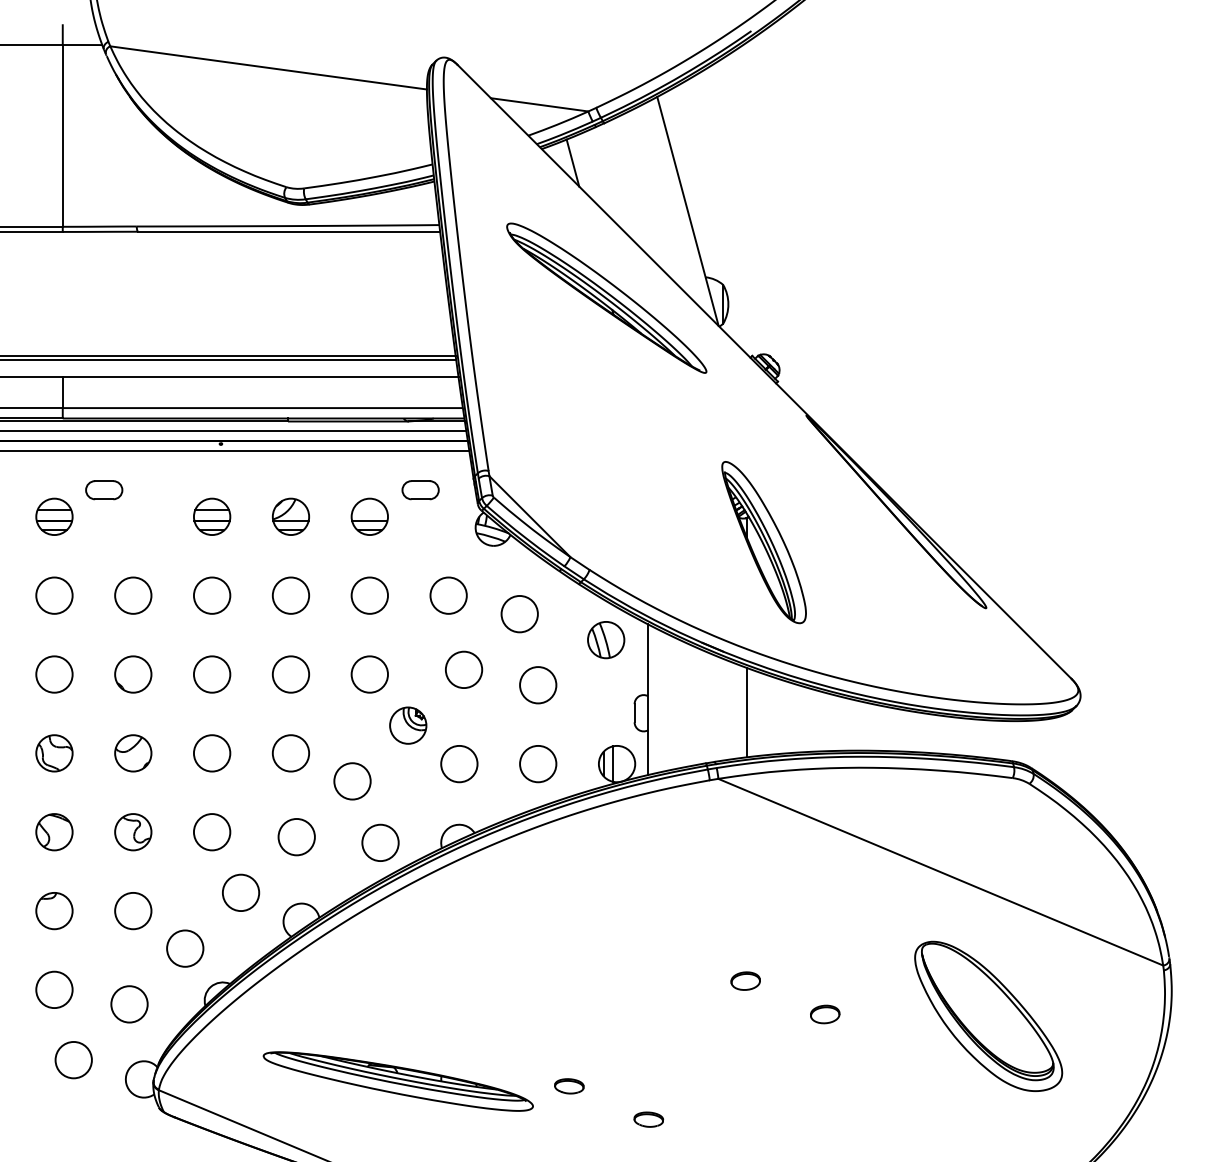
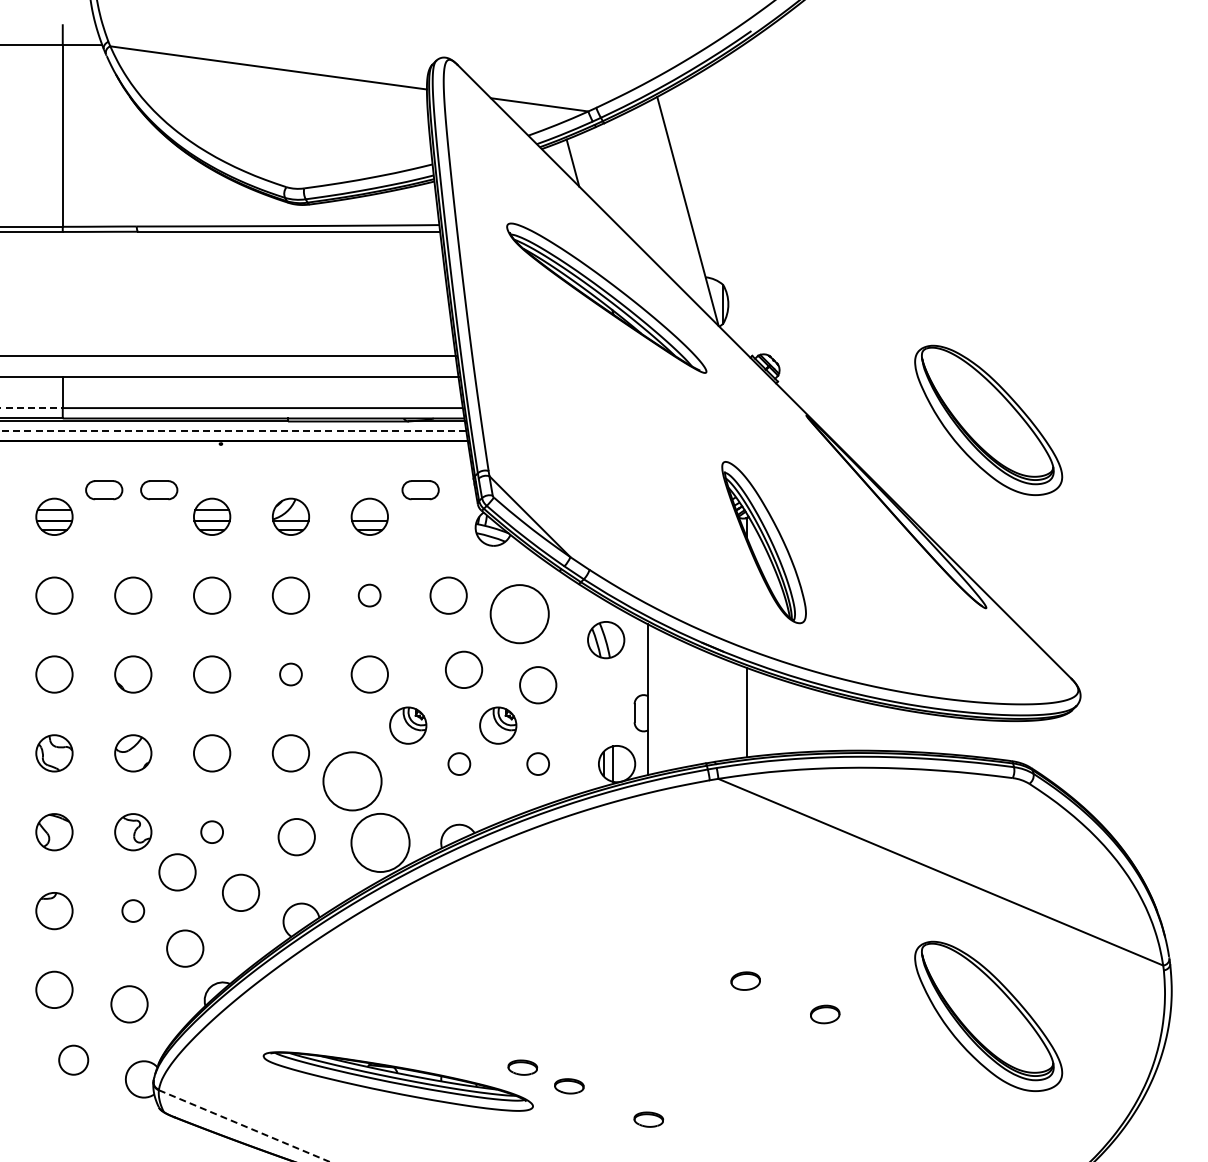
line: present -> none (229, 359)
line: solid -> dashed (31, 408)
part: none -> present (988, 419)
line: solid -> dashed (233, 430)
line: present -> none (235, 451)
part: none -> present (159, 490)
circle size: 39x39 px -> 25x25 px (369, 595)
circle diameter: 36 px -> 58 px (519, 614)
circle diameter: 36 px -> 22 px (290, 674)
part: none -> present (498, 725)
circle diameter: 36 px -> 22 px (459, 763)
circle diameter: 36 px -> 22 px (538, 763)
circle diameter: 36 px -> 58 px (352, 781)
circle diameter: 36 px -> 22 px (212, 832)
circle diameter: 36 px -> 58 px (380, 842)
circle: none -> present (177, 872)
circle diameter: 36 px -> 22 px (133, 910)
circle size: 39x39 px -> 32x32 px (73, 1059)
part: none -> present (522, 1067)
line: solid -> dashed (244, 1126)
